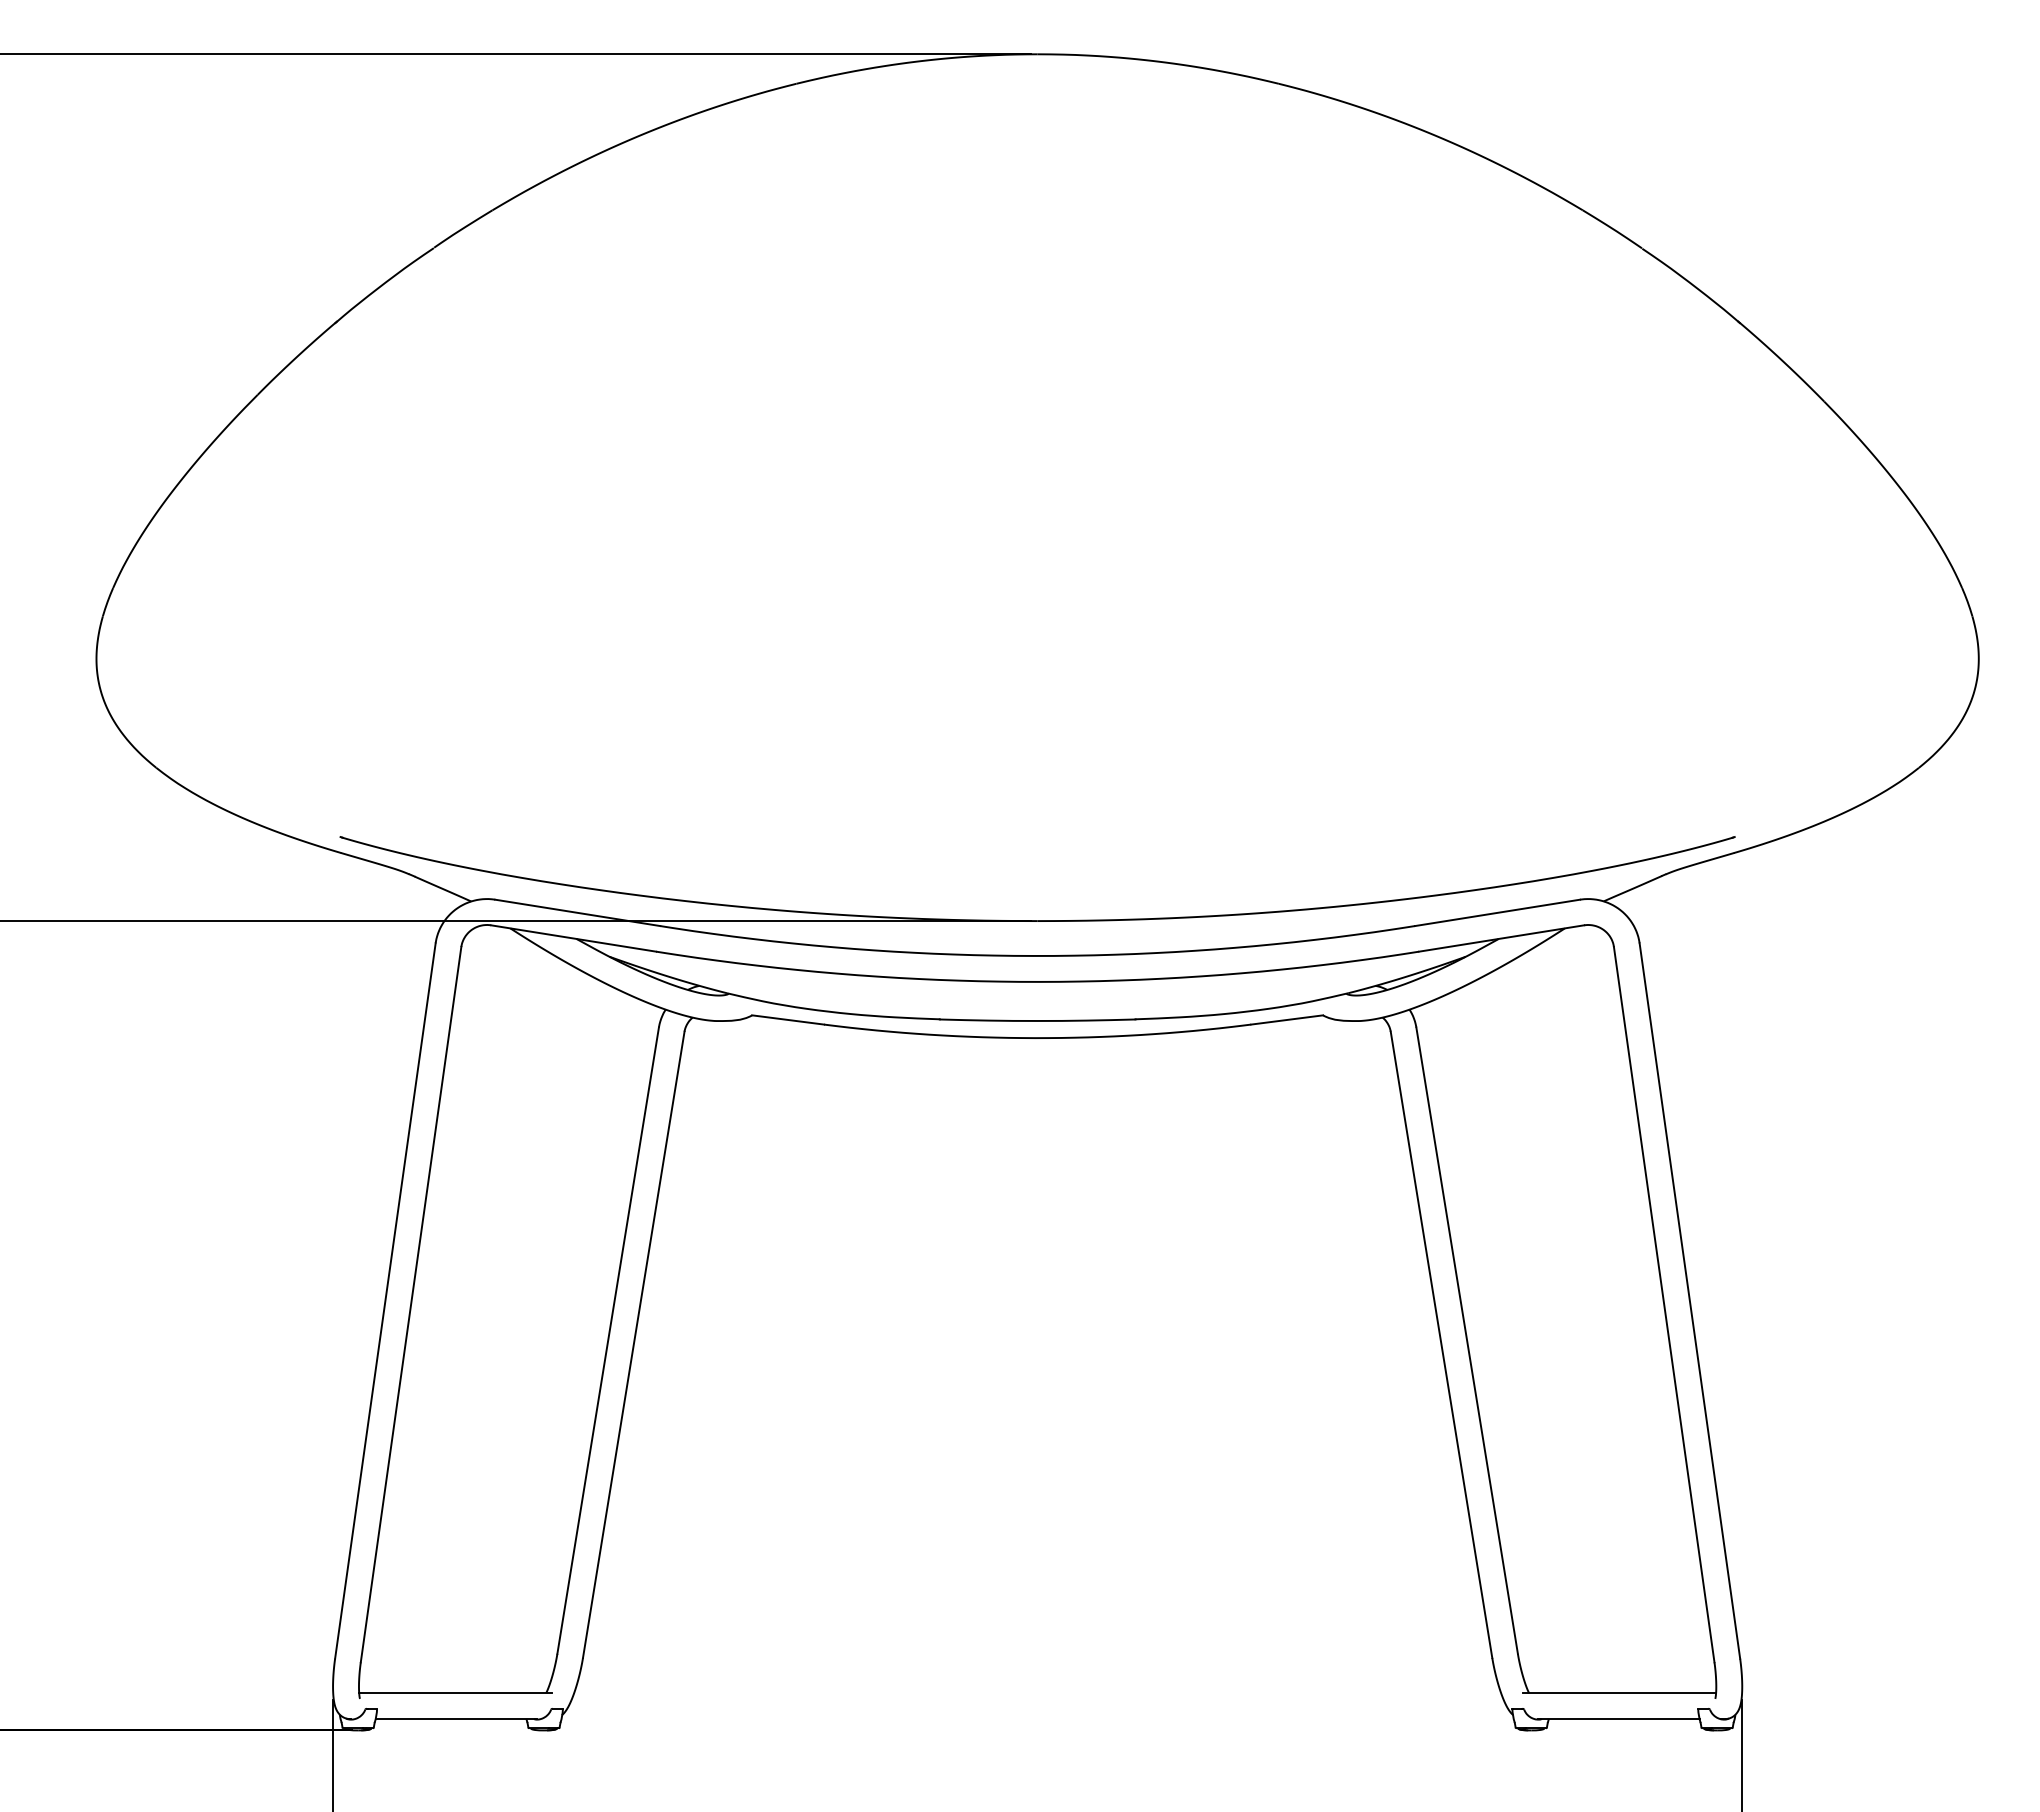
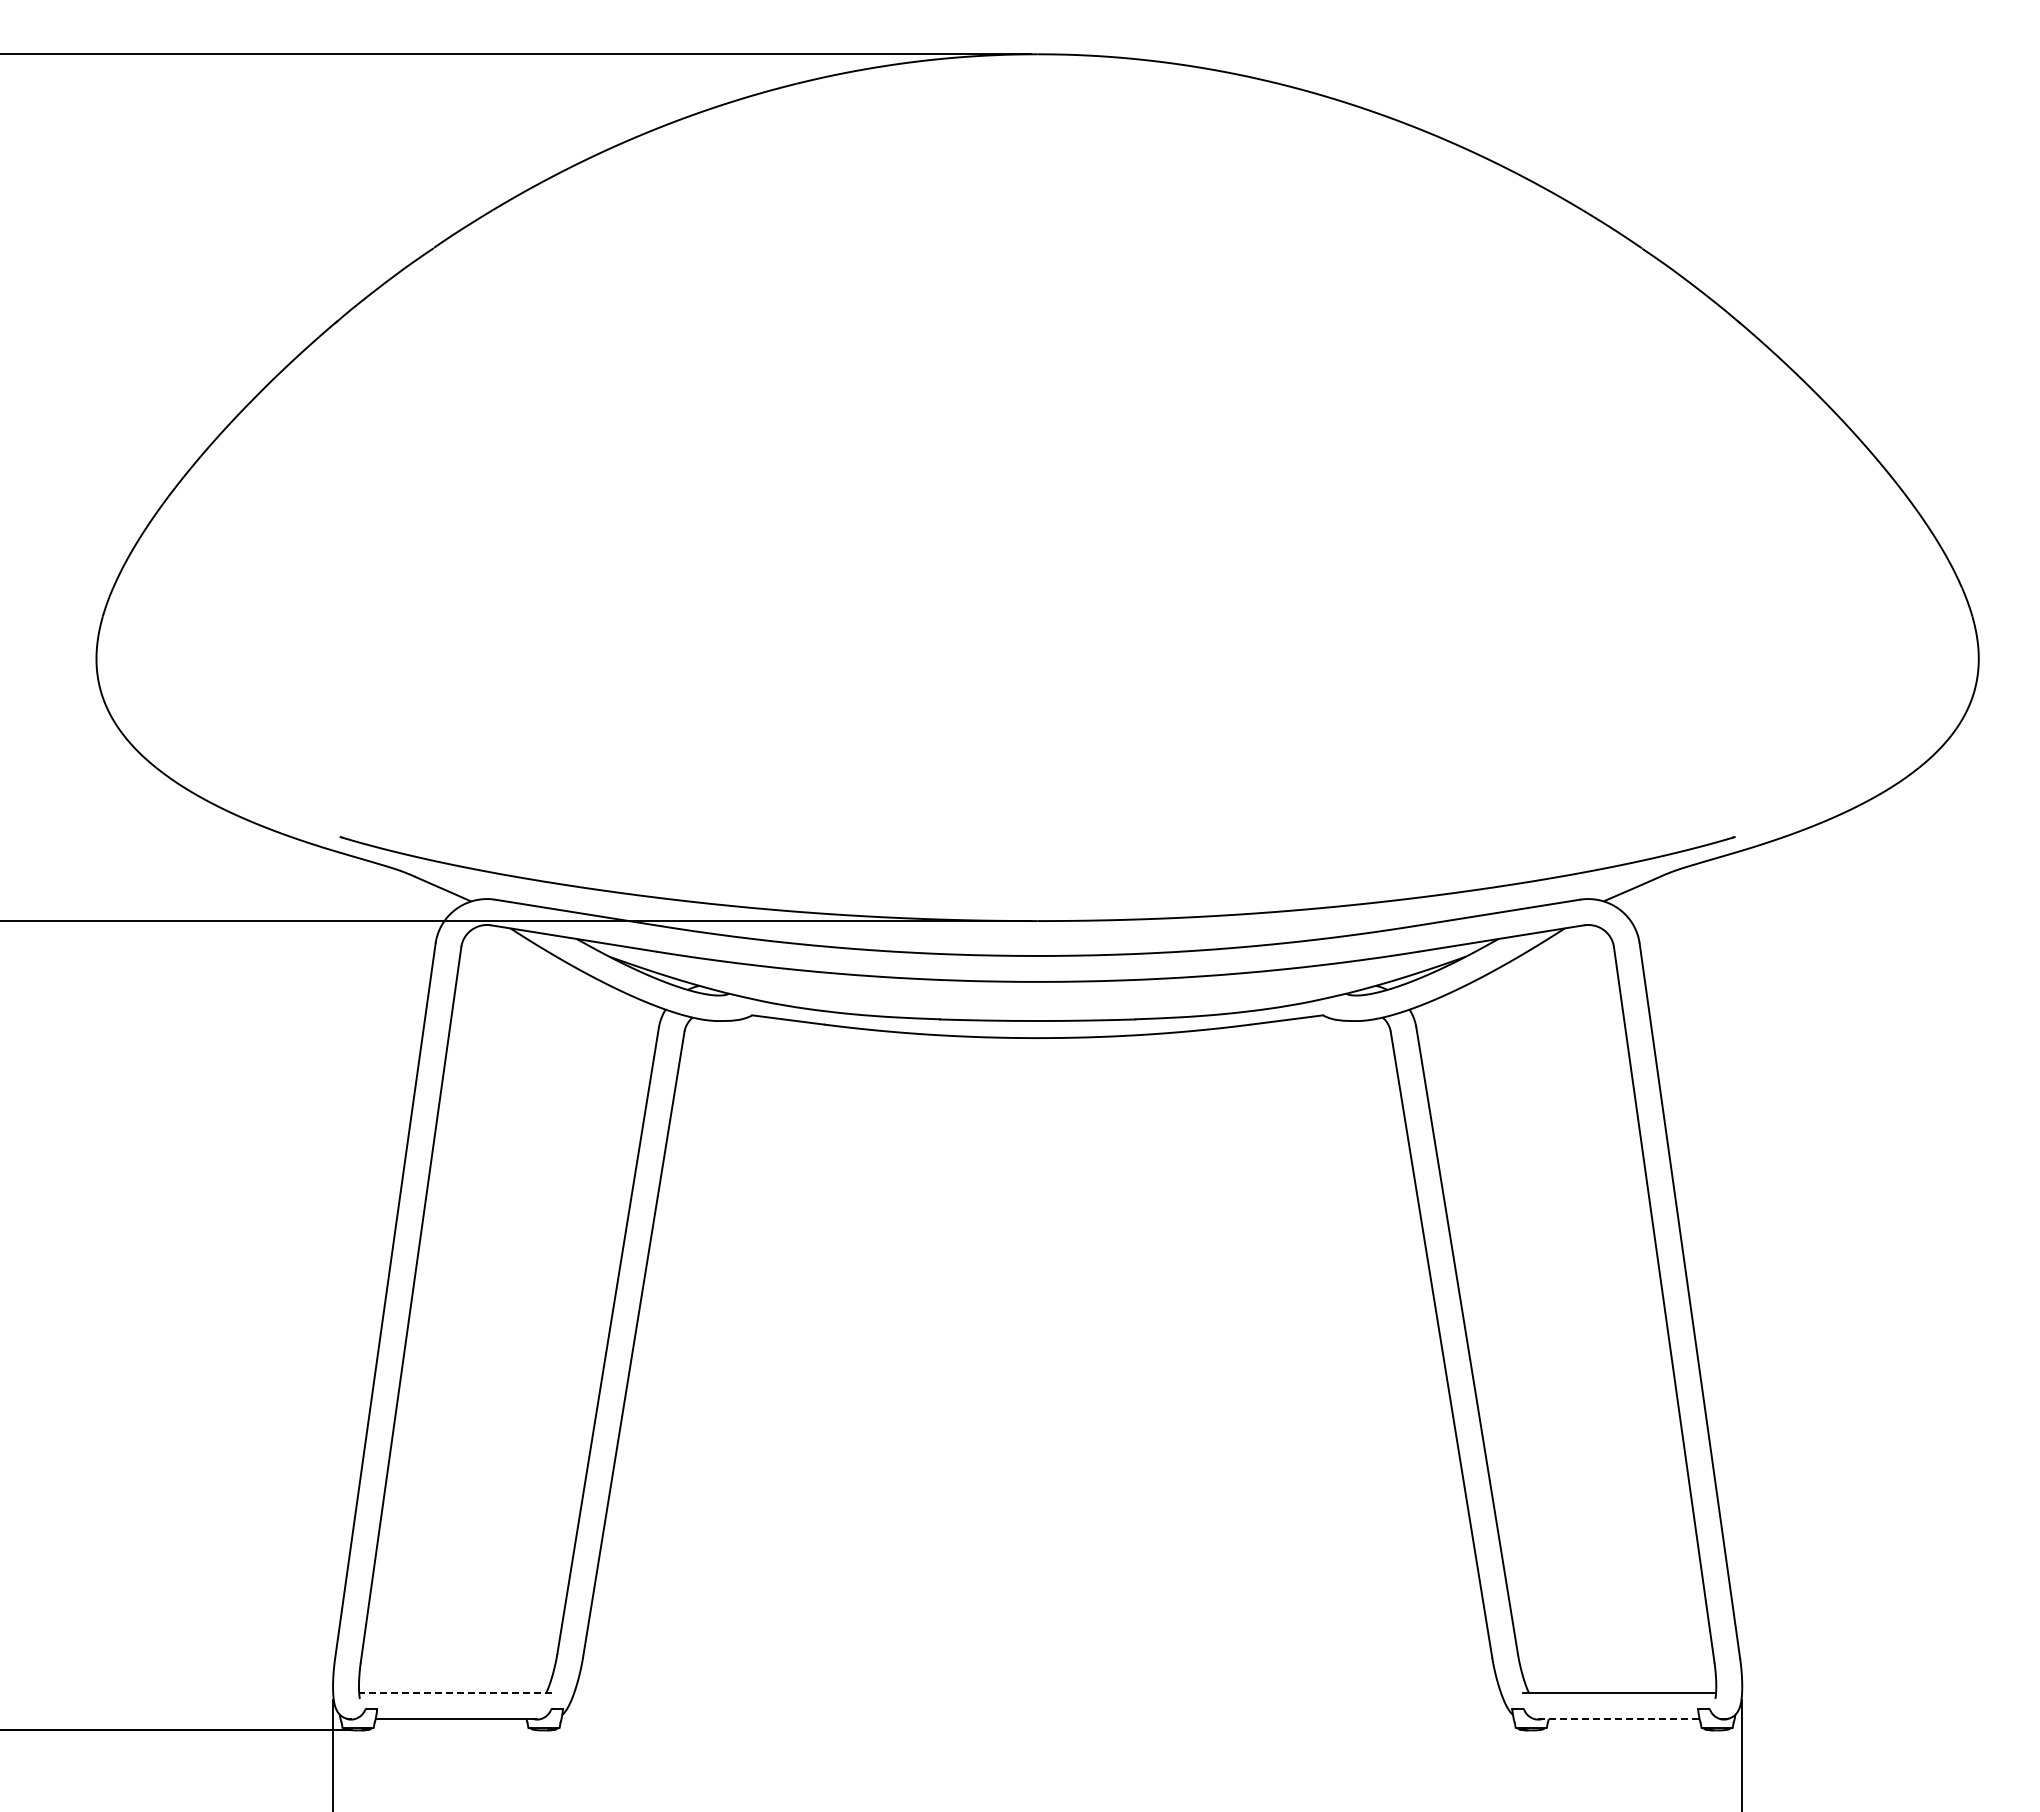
line: solid -> dashed (455, 1693)
line: solid -> dashed (1618, 1719)
